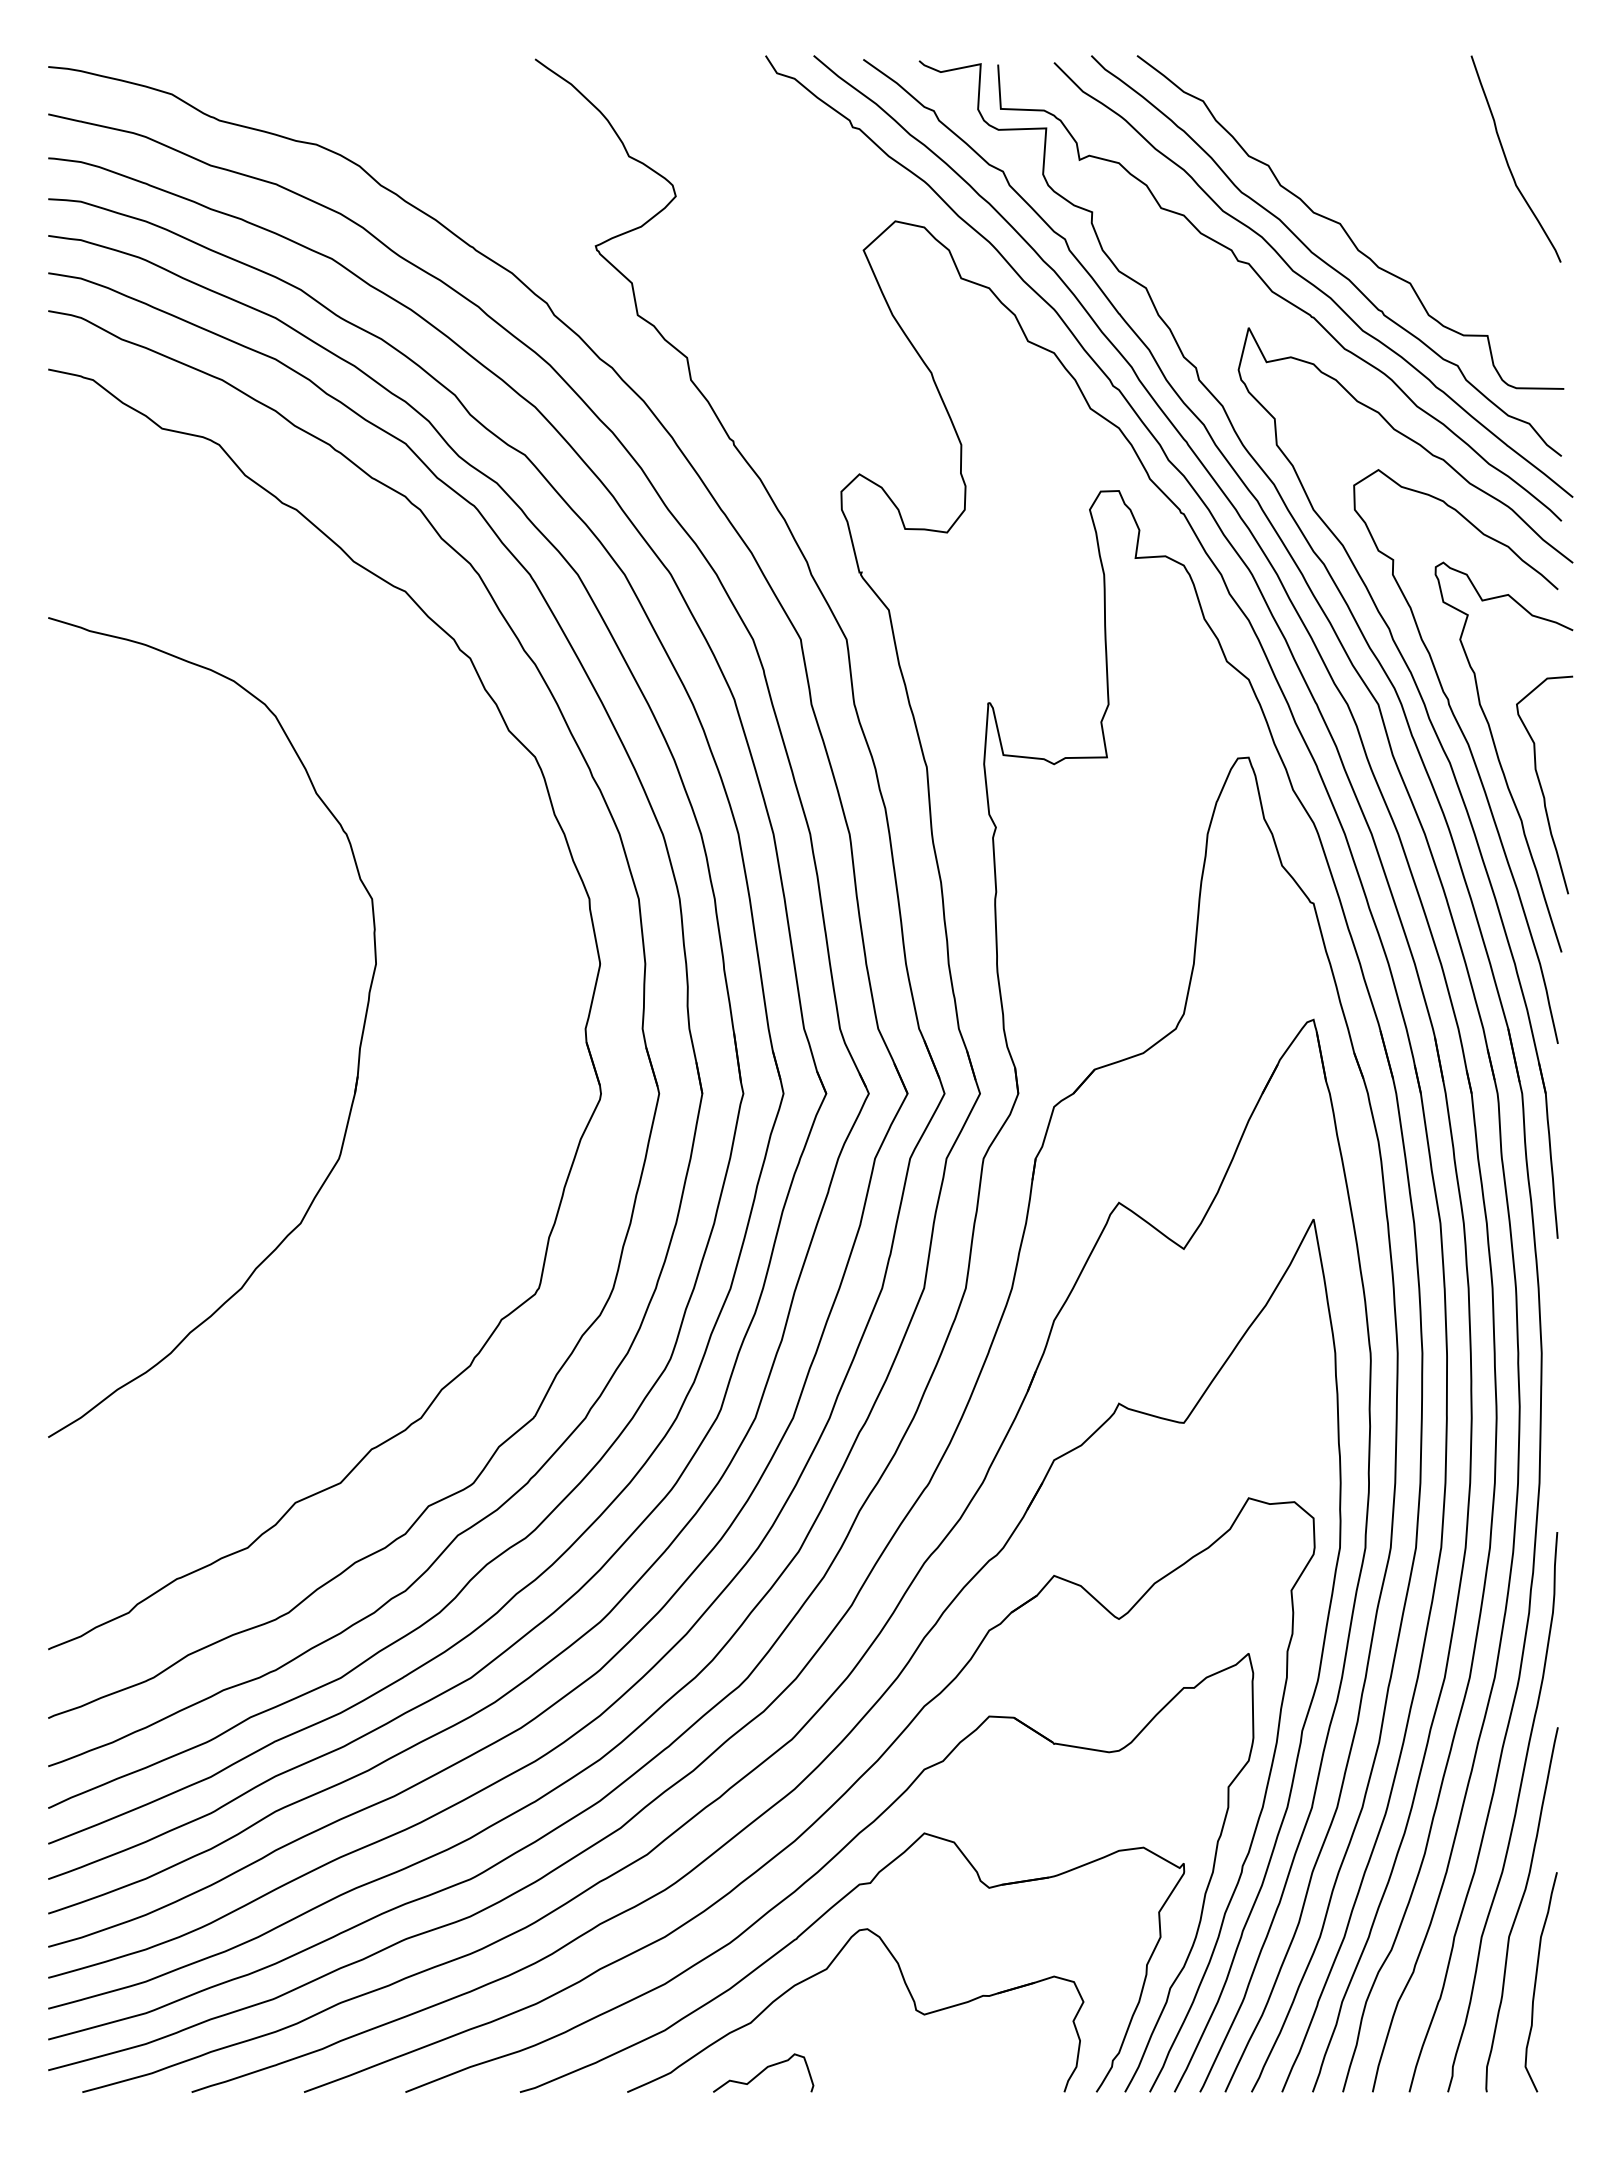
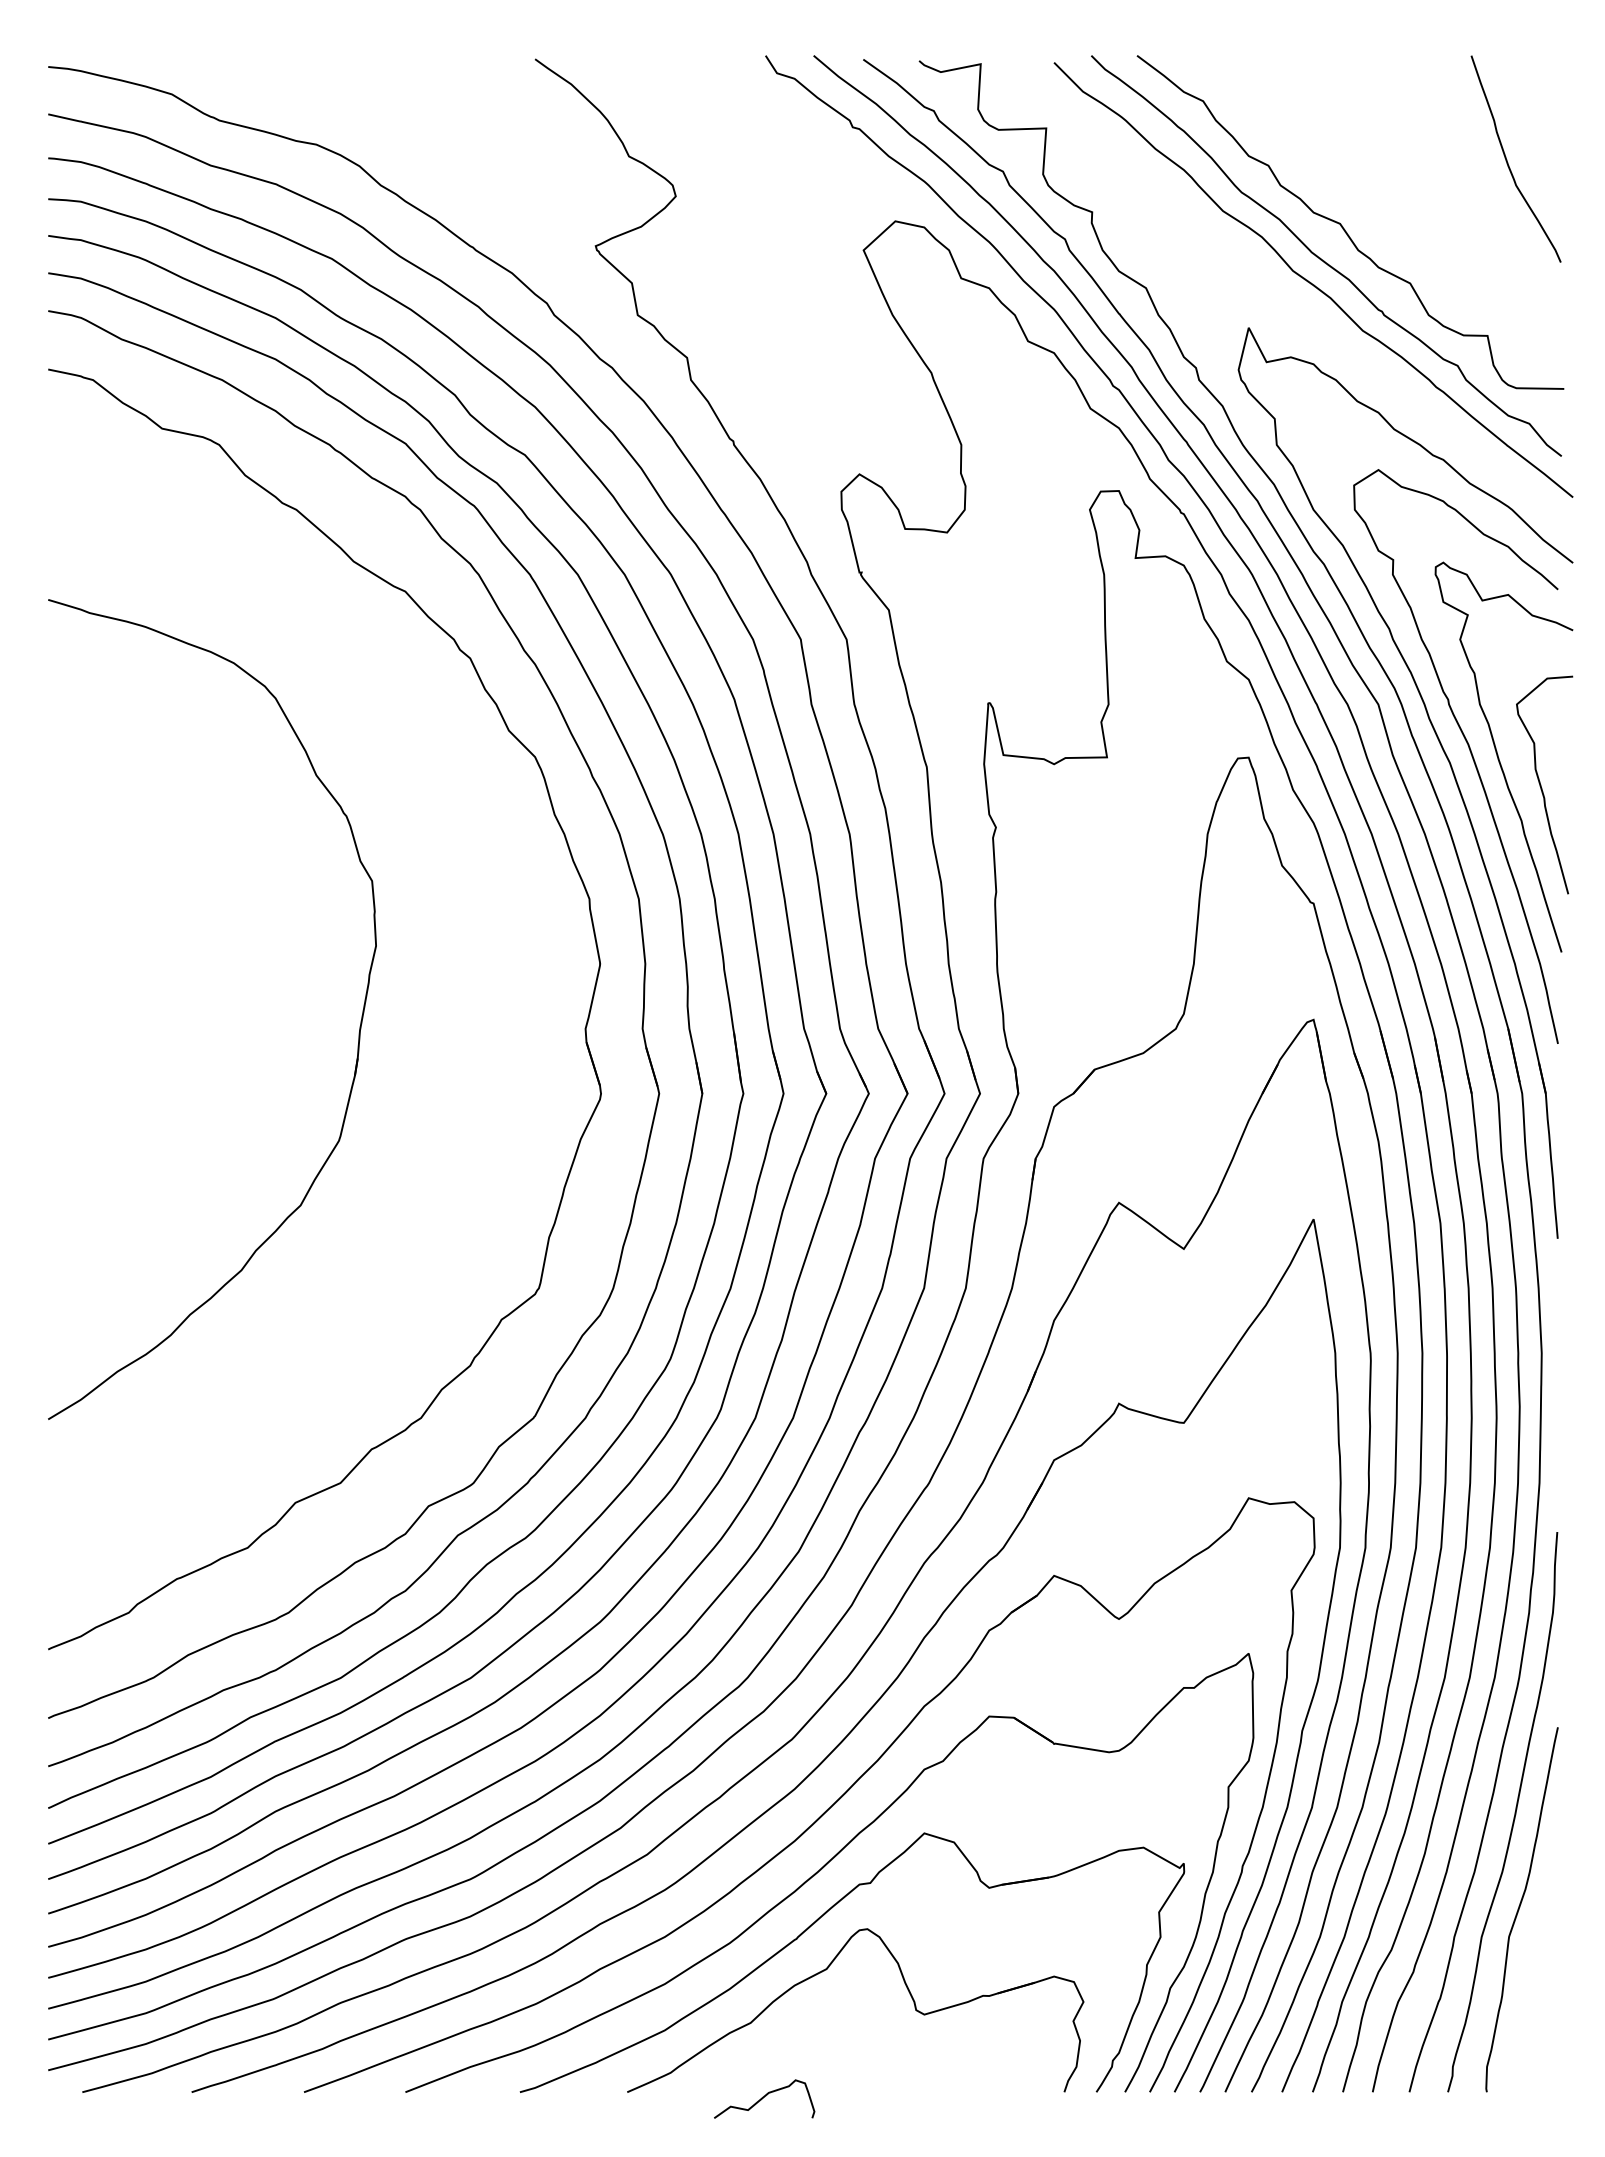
curve: present -> none (1277, 293)
part position: (358, 1051) -> (358, 1033) (358, 1033)
curve: present -> none (1536, 1982)
curve position: (763, 2071) -> (764, 2097) (764, 2097)
